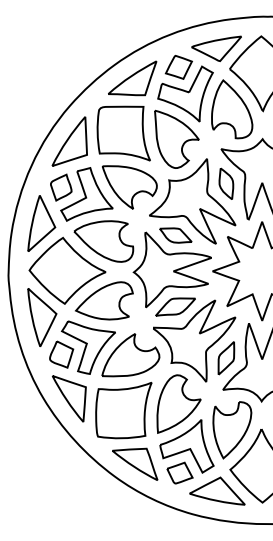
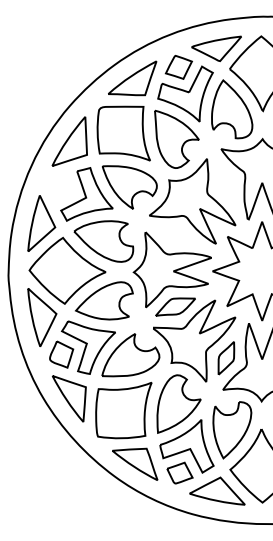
part: present -> none (226, 183)
part: present -> none (61, 187)
part: present -> none (175, 235)
